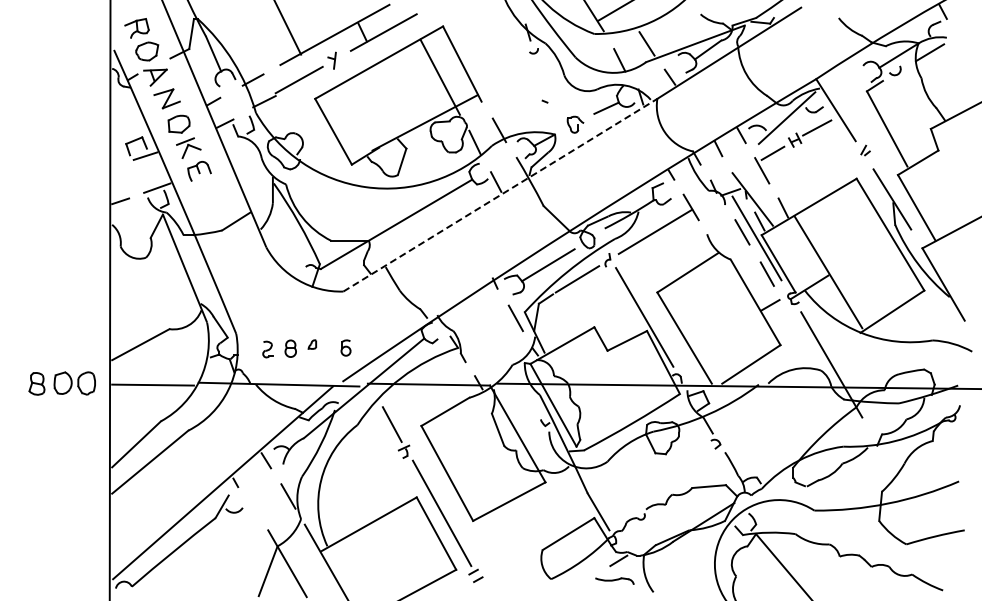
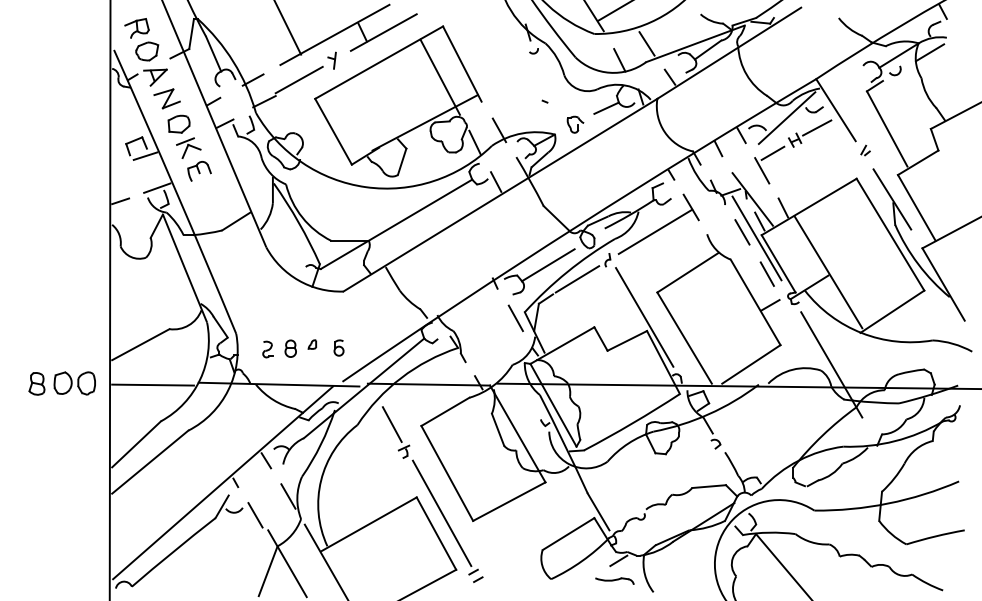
line: dashed -> solid (500, 194)
part position: (345, 347) -> (338, 347) (338, 347)
line: none -> present (255, 515)
